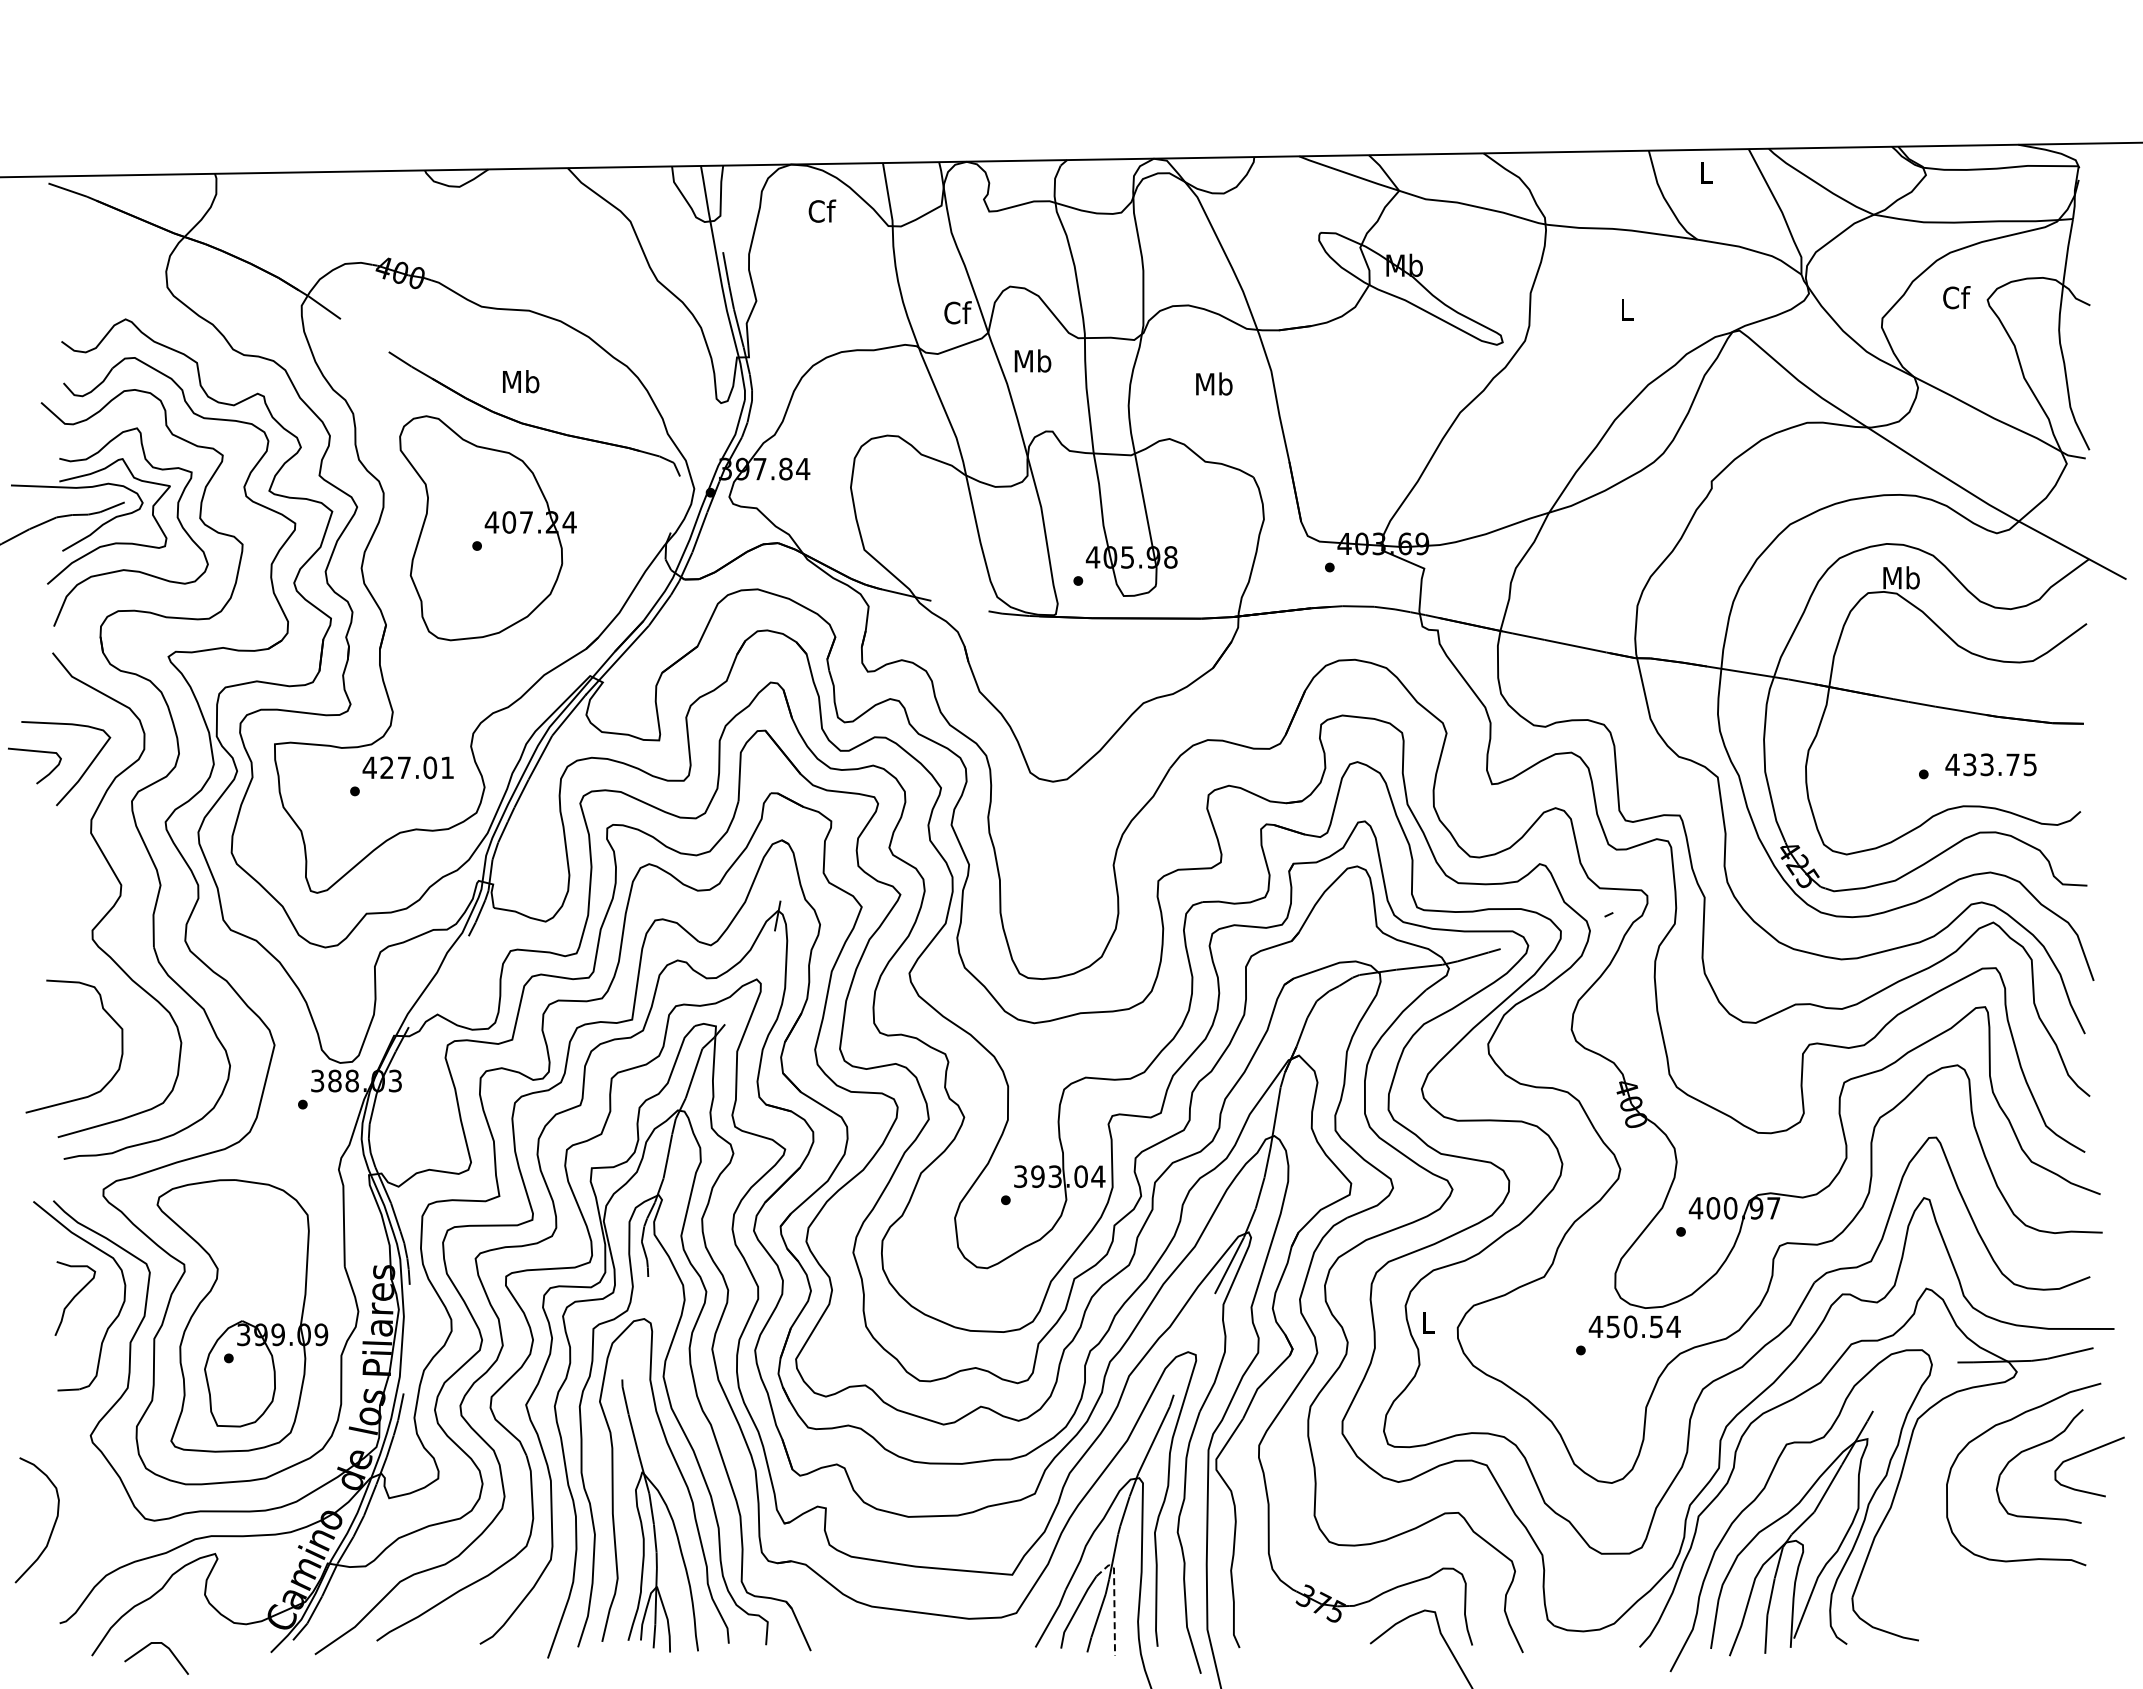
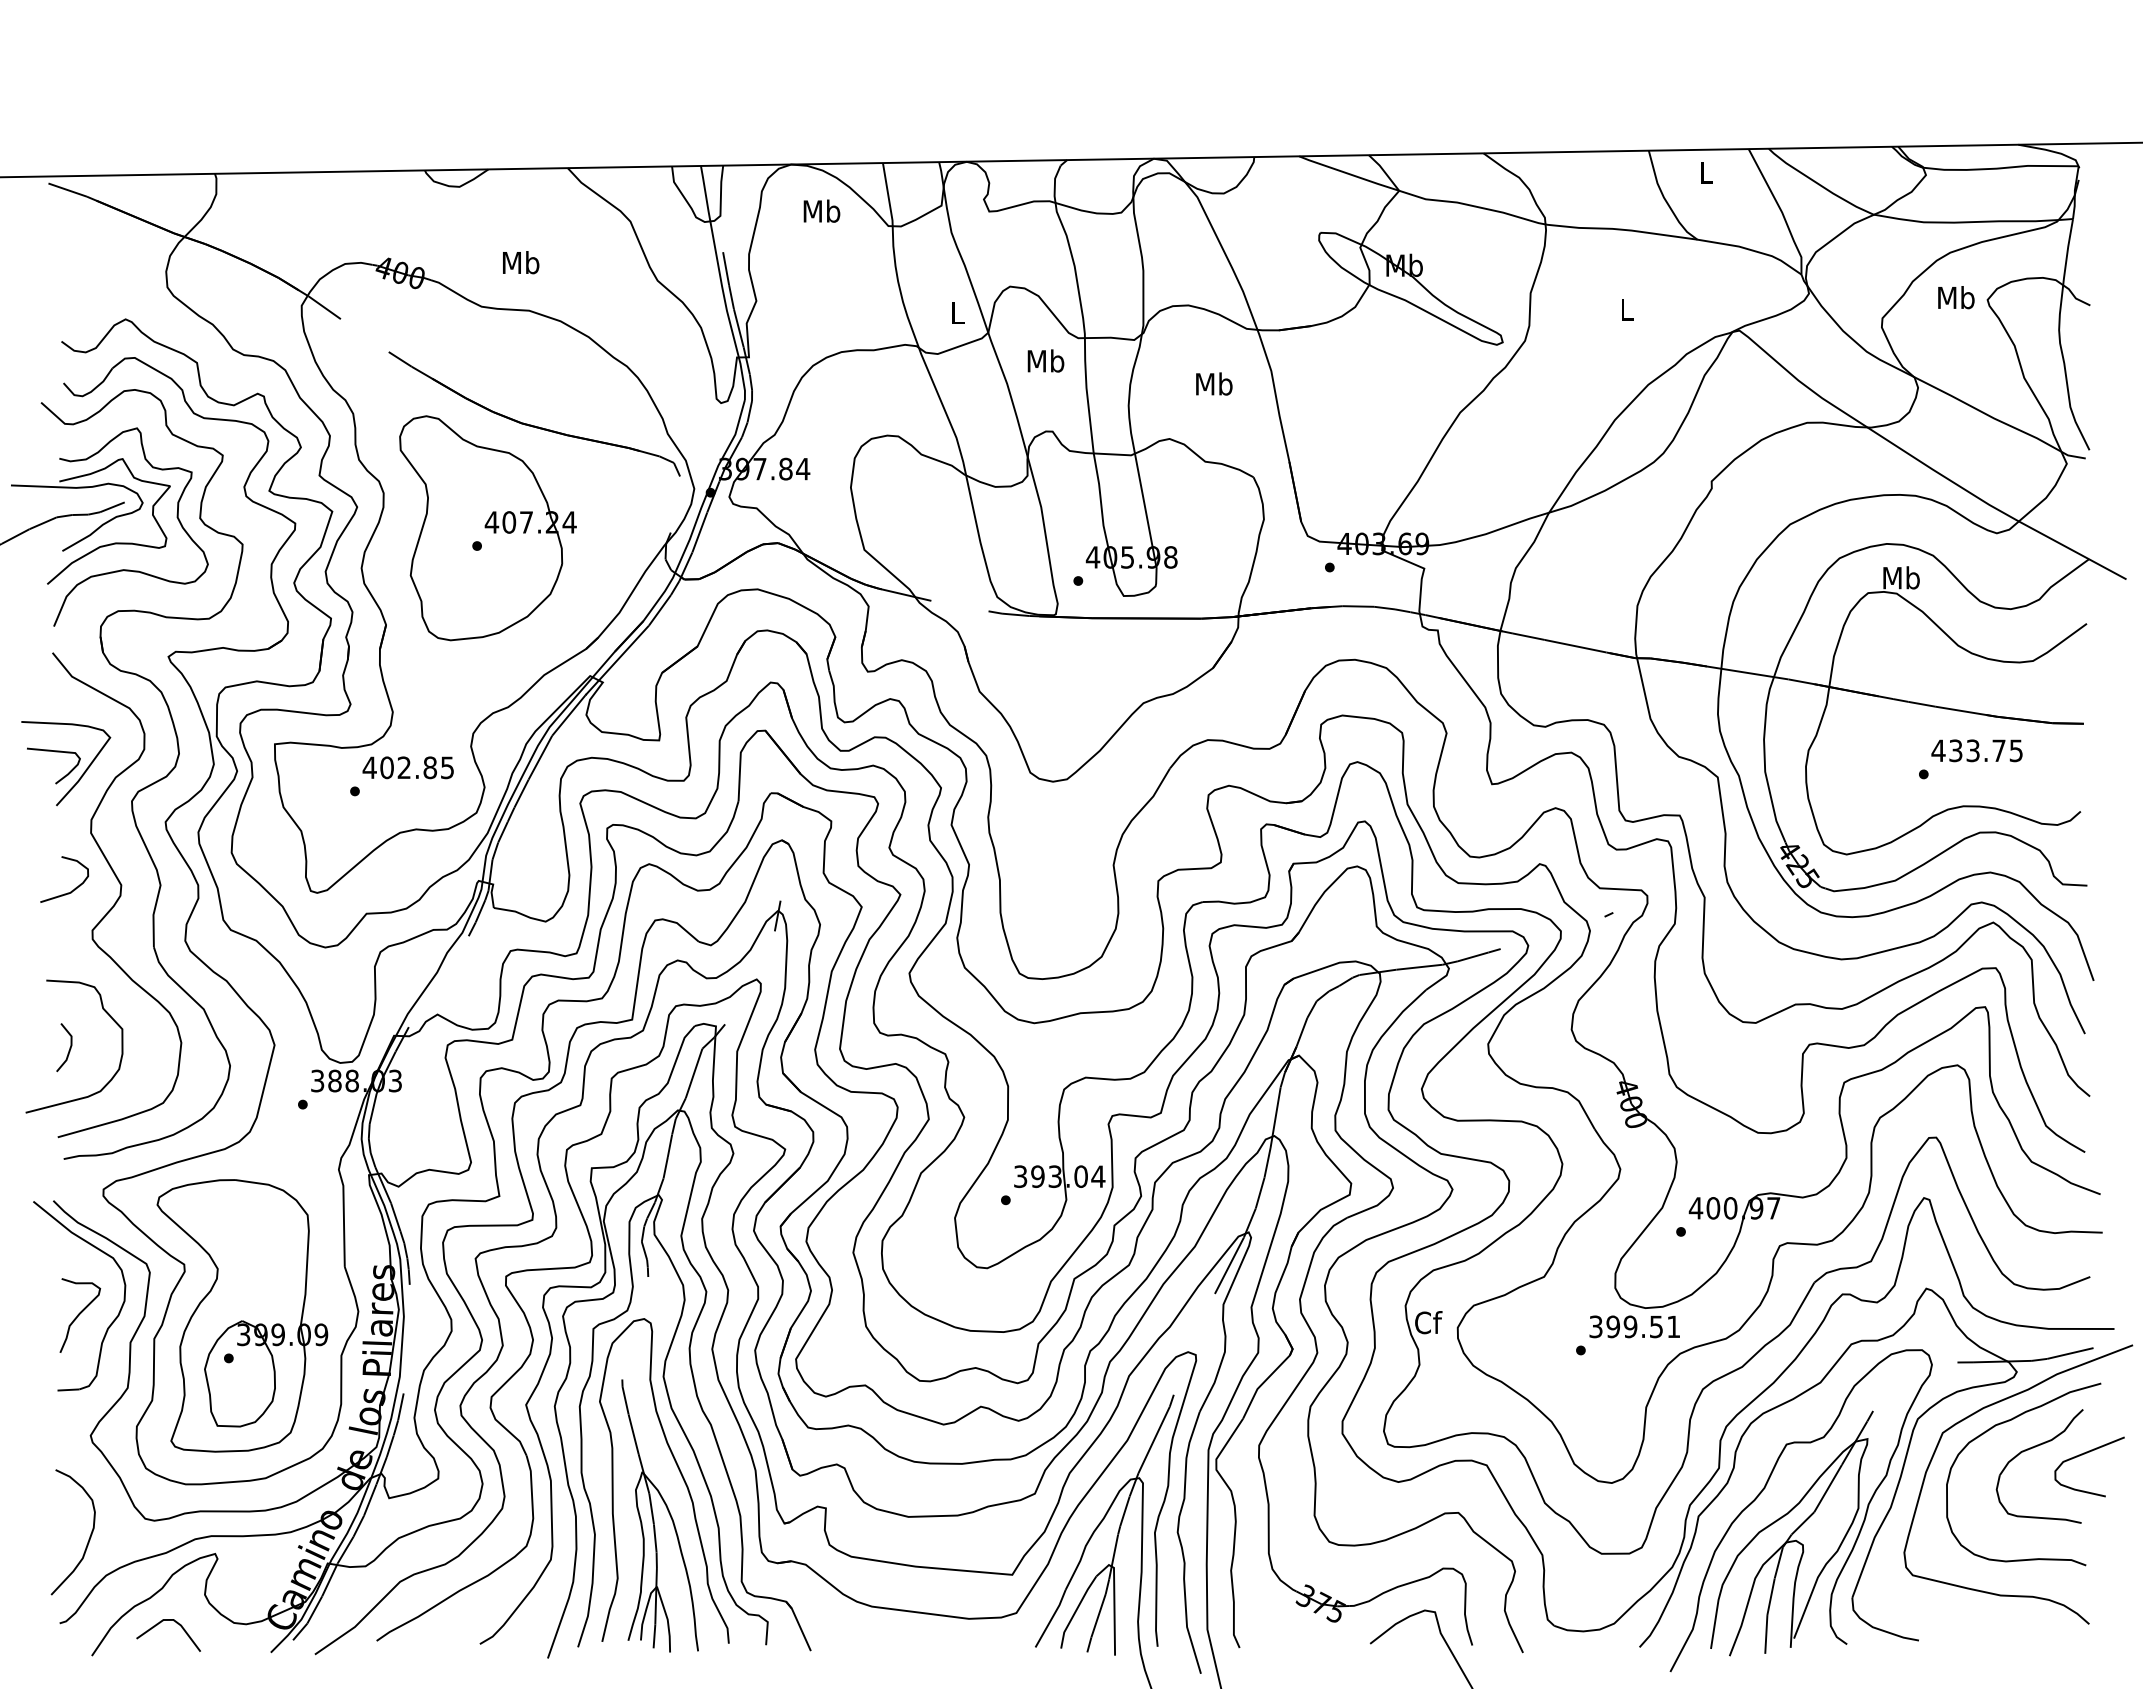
text: Cf -> Mb (821, 210)
text: Cf -> Mb (1956, 297)
text: Cf -> L (957, 312)
text position: (1032, 360) -> (1045, 360) (1045, 360)
text position: (521, 381) -> (521, 262) (521, 262)
curve position: (36, 752) -> (55, 752) (55, 752)
text position: (1990, 764) -> (1976, 750) (1976, 750)
text: 427.01 -> 402.85 (416, 767)
curve: none -> present (71, 890)
line: none -> present (69, 1047)
curve position: (75, 1297) -> (80, 1314) (80, 1314)
text: L -> Cf (1428, 1322)
text: 450.54 -> 399.51 (1634, 1326)
curve: none -> present (1976, 1413)
curve position: (53, 1524) -> (89, 1536) (89, 1536)
line: dashed -> solid (1114, 1599)
line position: (165, 1647) -> (177, 1624) (177, 1624)
